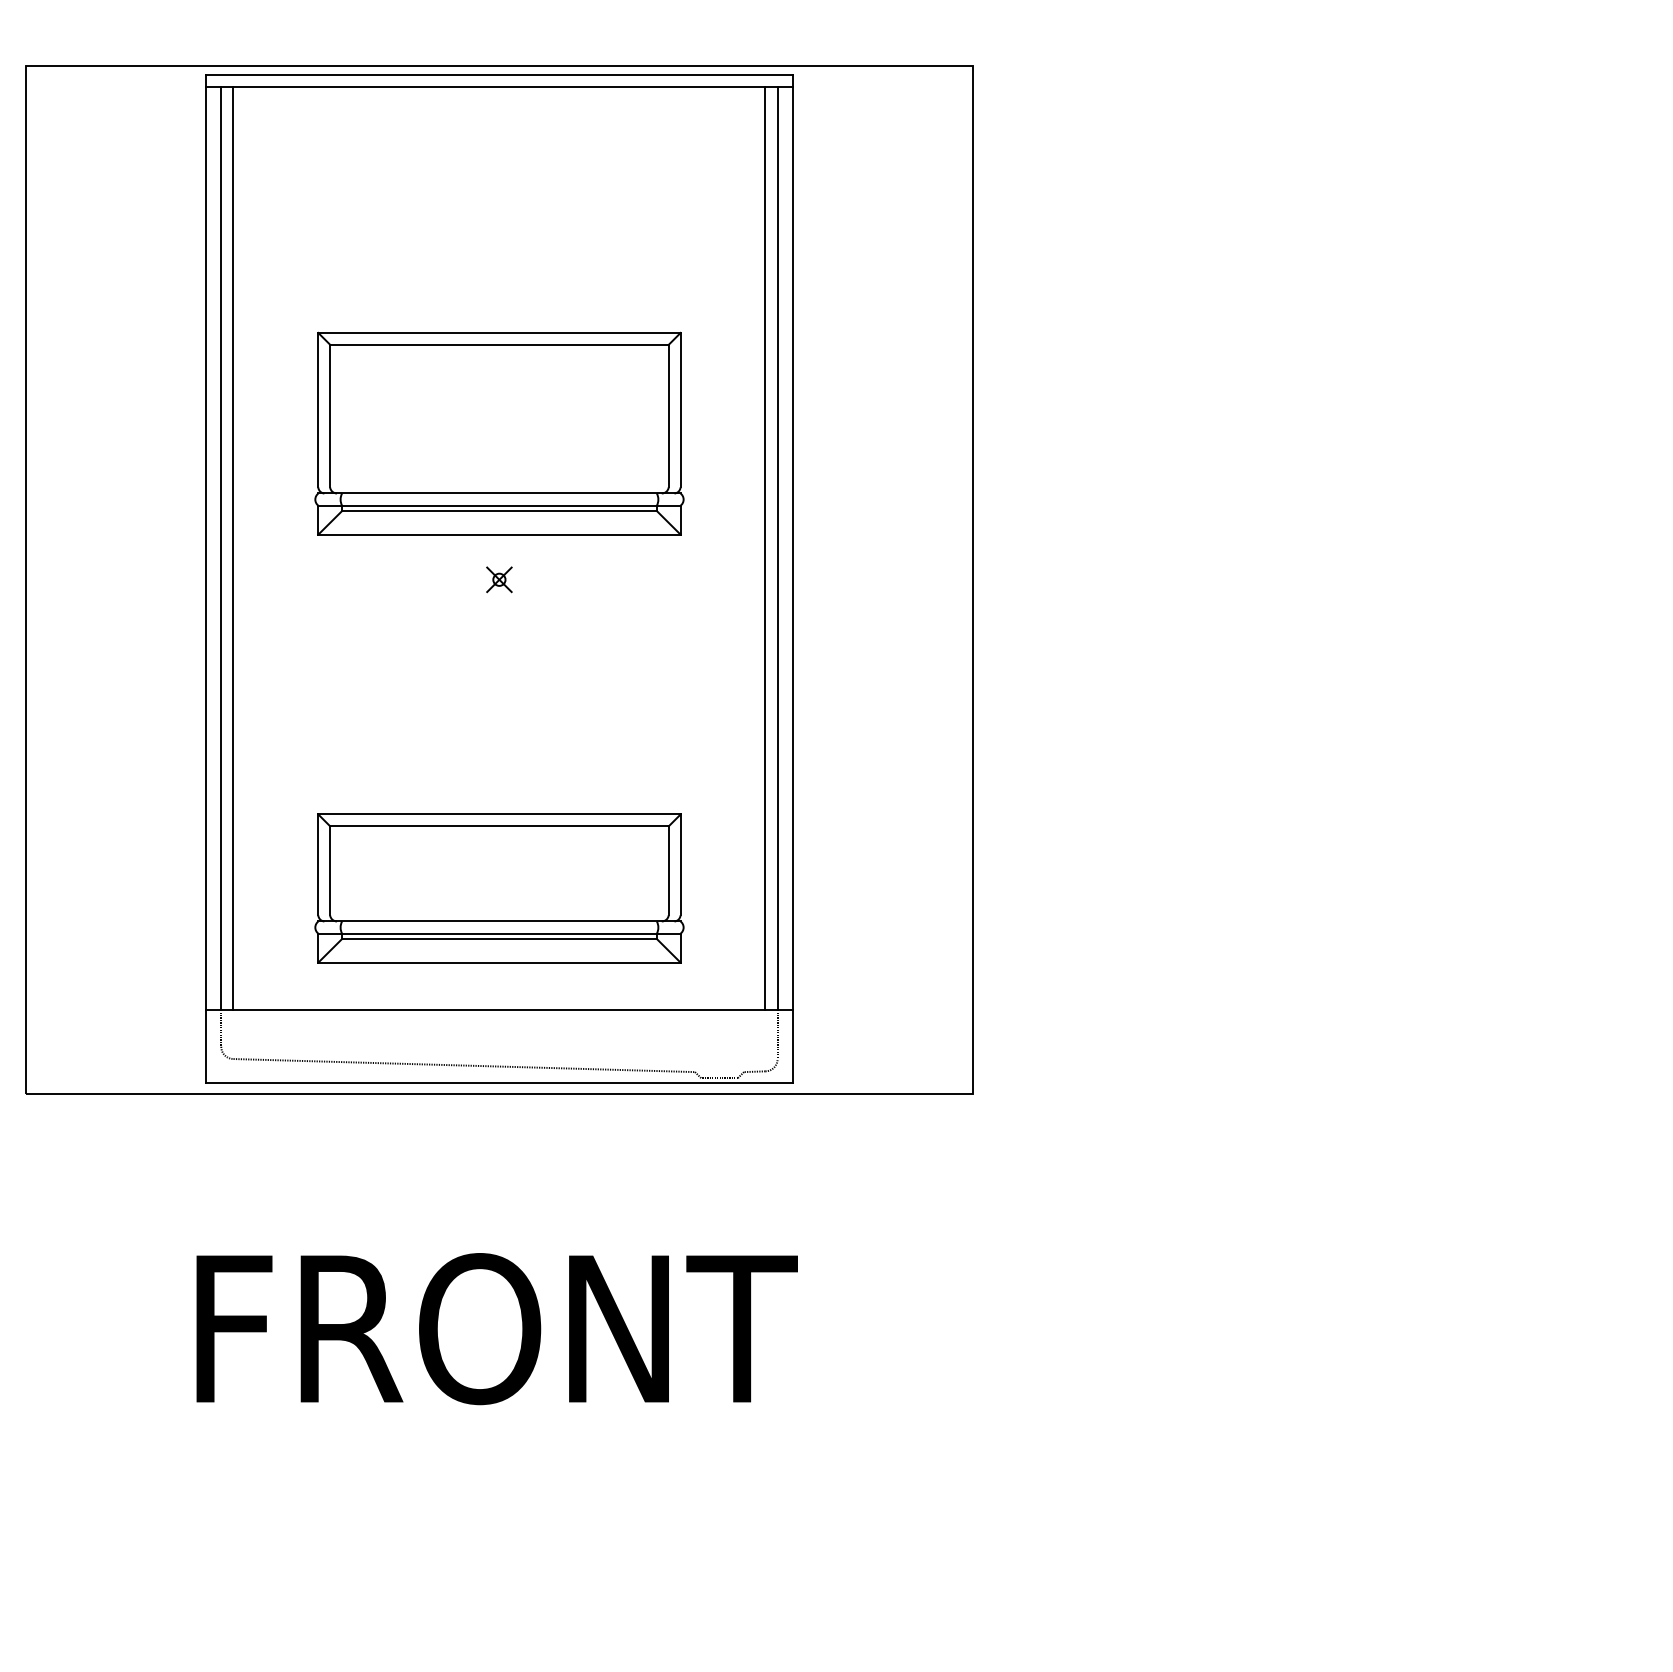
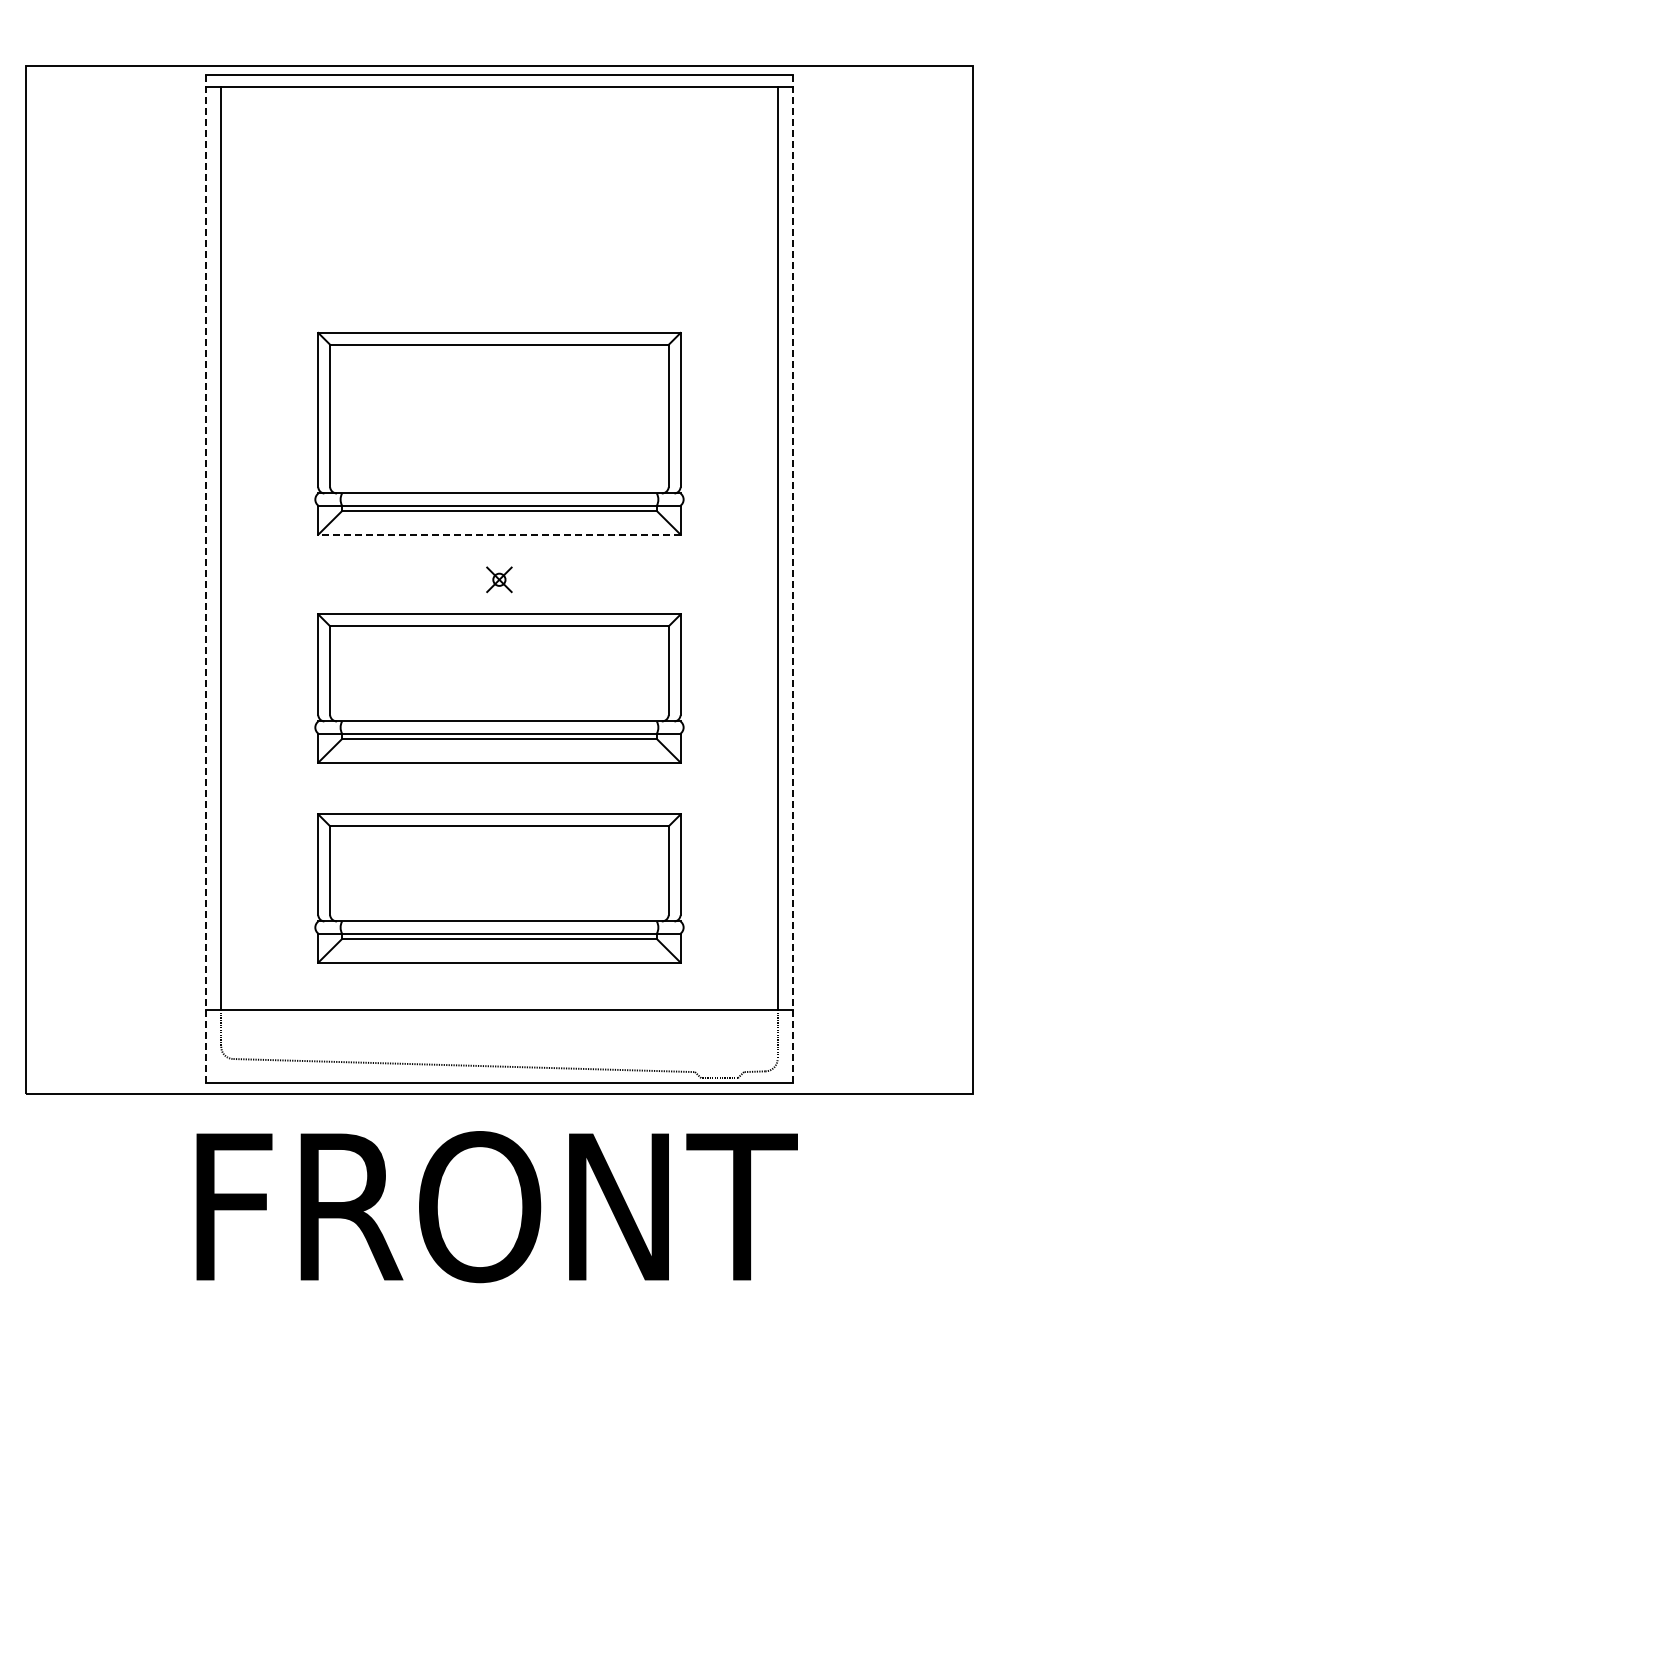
line: solid -> dashed (498, 534)
line: present -> none (233, 548)
line: present -> none (765, 548)
line: solid -> dashed (792, 578)
line: solid -> dashed (205, 579)
part: none -> present (499, 688)
text position: (496, 1329) -> (496, 1207) (496, 1207)
